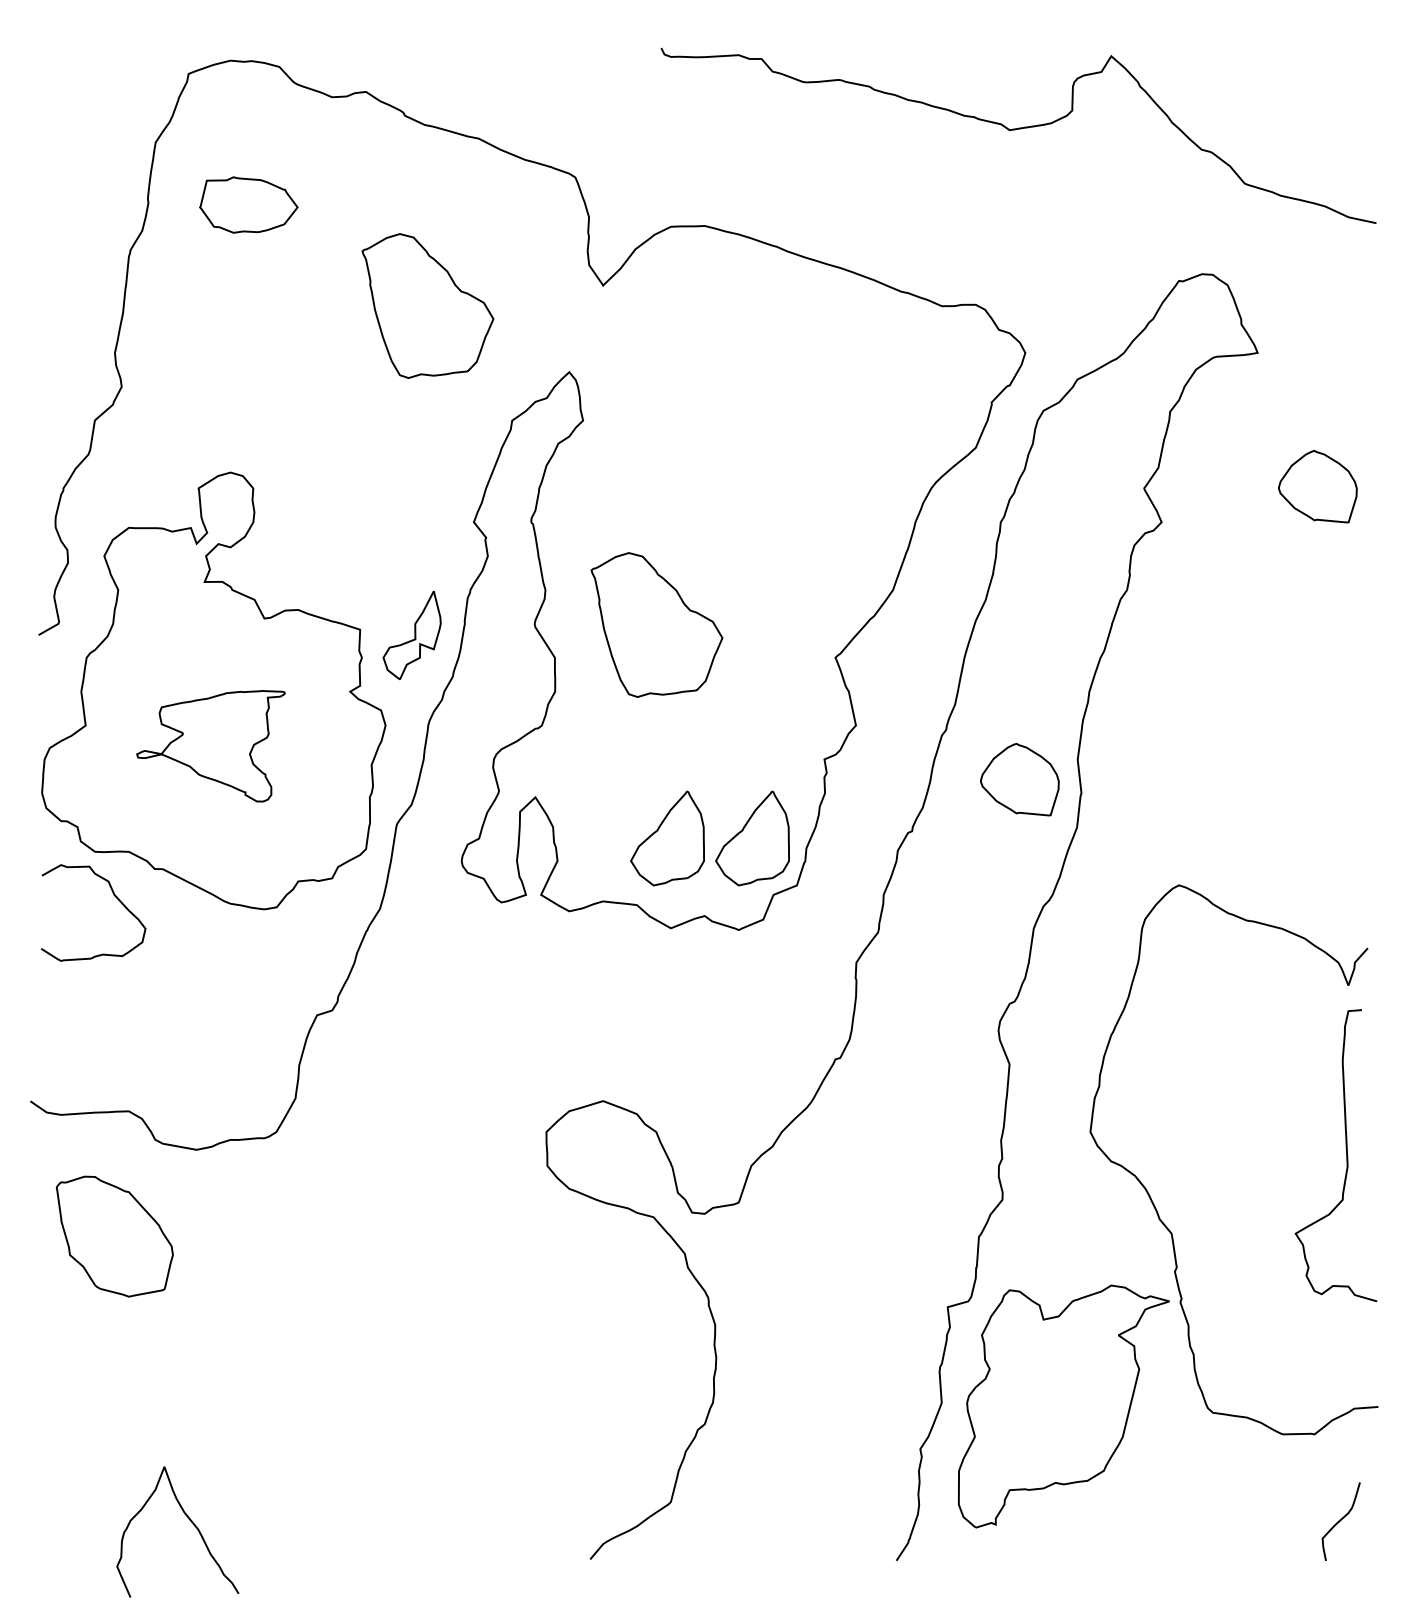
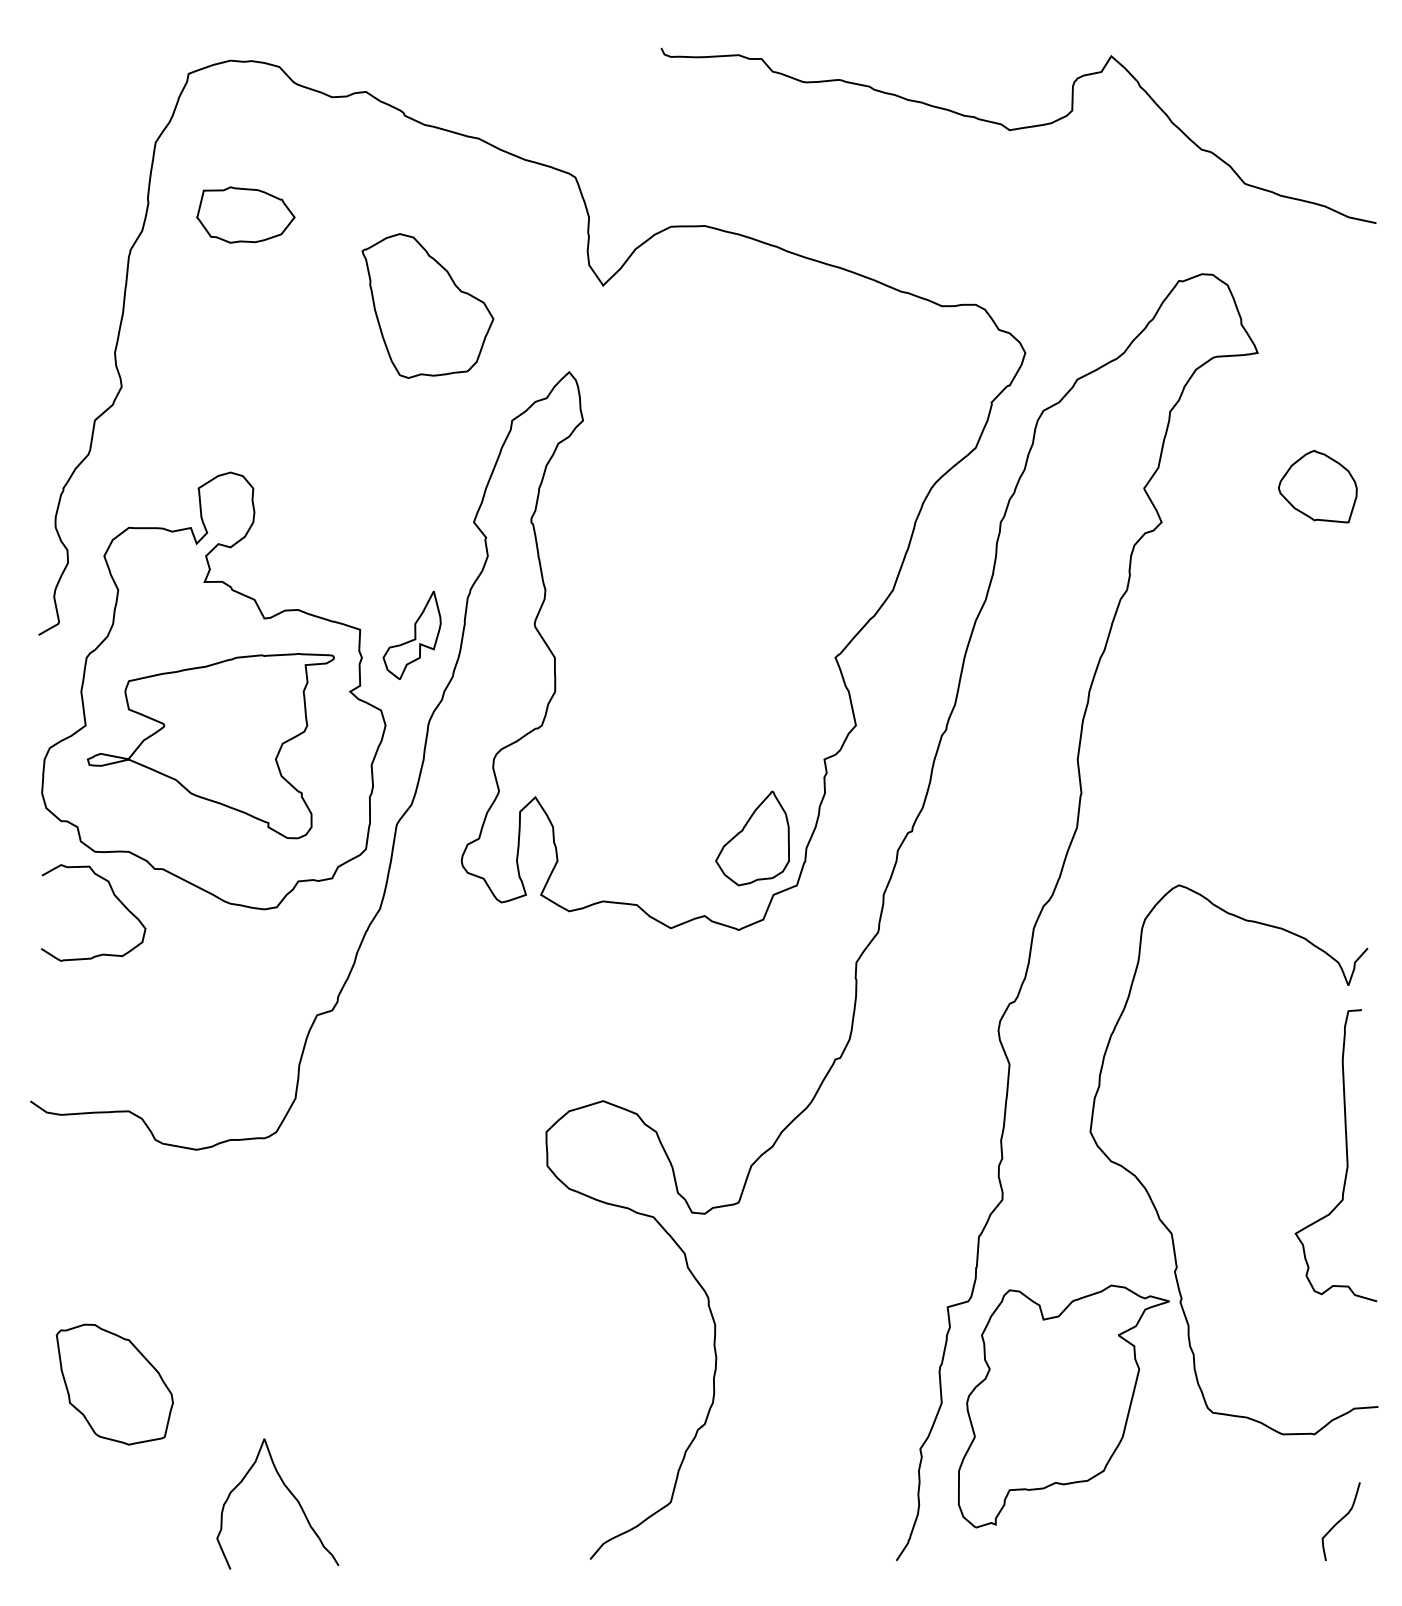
part position: (248, 204) -> (245, 214) (245, 214)
part: present -> none (656, 624)
part size: 150x113 px -> 248x187 px (210, 746)
part: present -> none (1019, 779)
part: present -> none (667, 838)
part position: (114, 1236) -> (114, 1384) (114, 1384)
curve position: (188, 1519) -> (288, 1491) (288, 1491)
